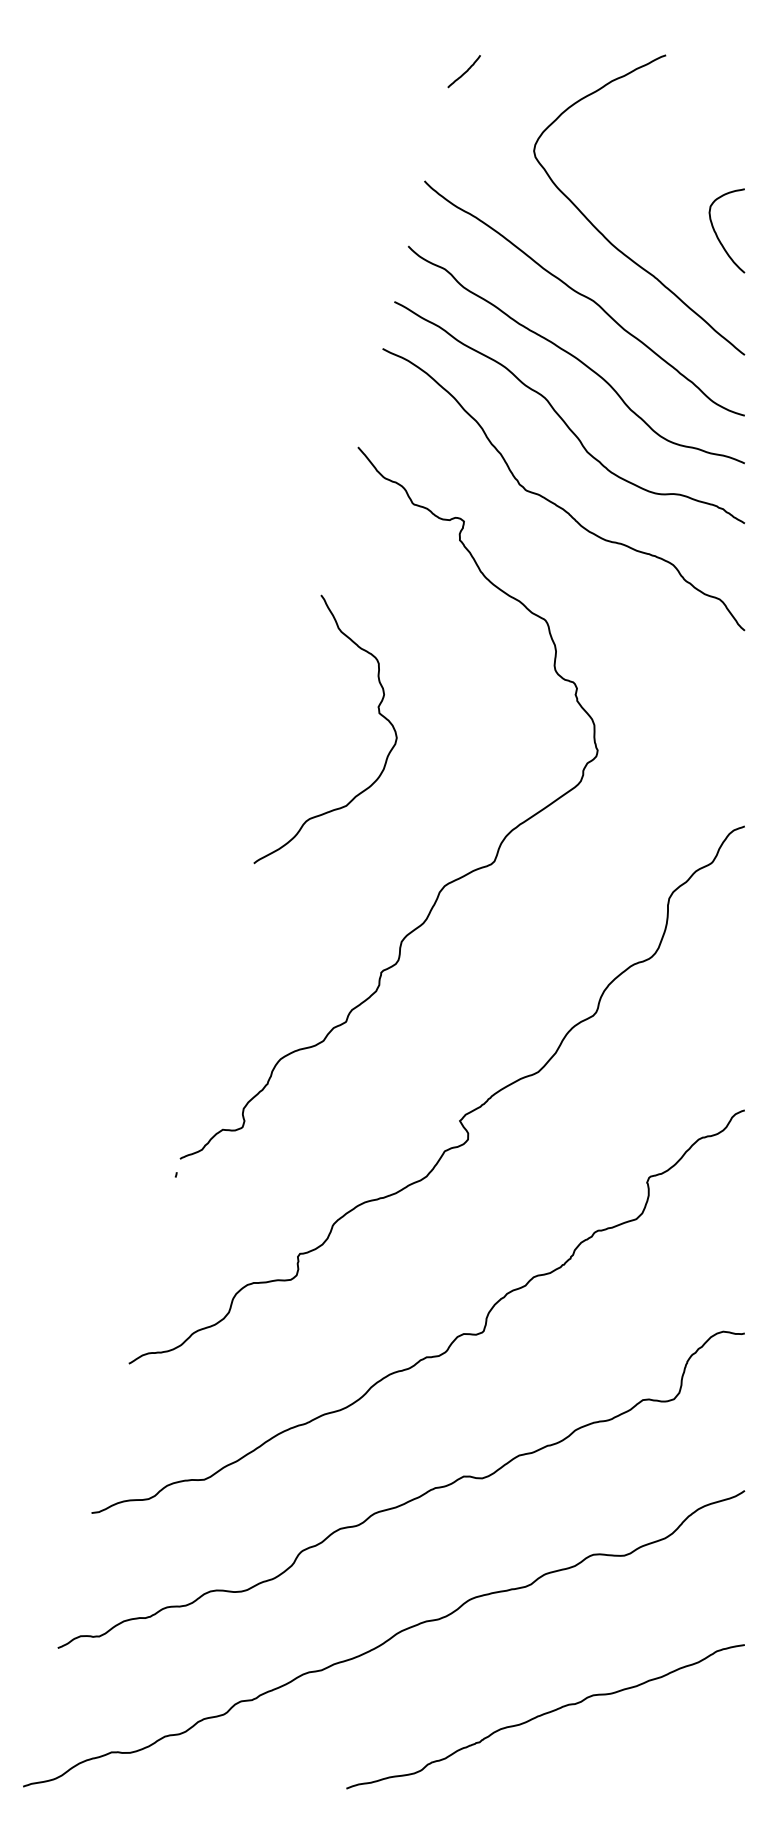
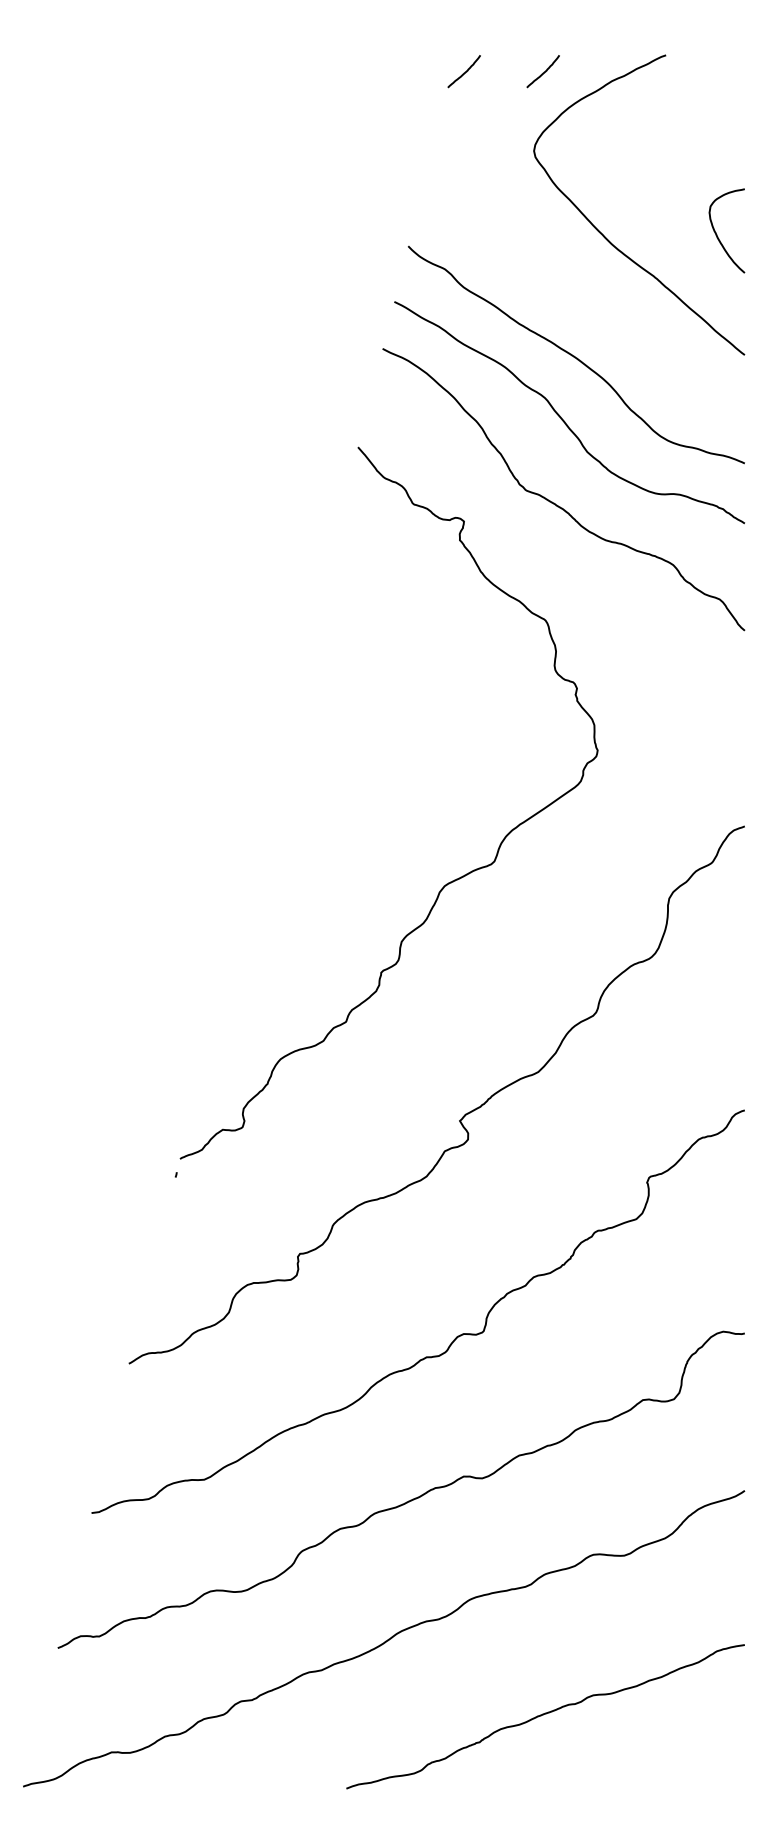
curve: none -> present (542, 72)
curve: present -> none (584, 297)
curve: present -> none (378, 713)
